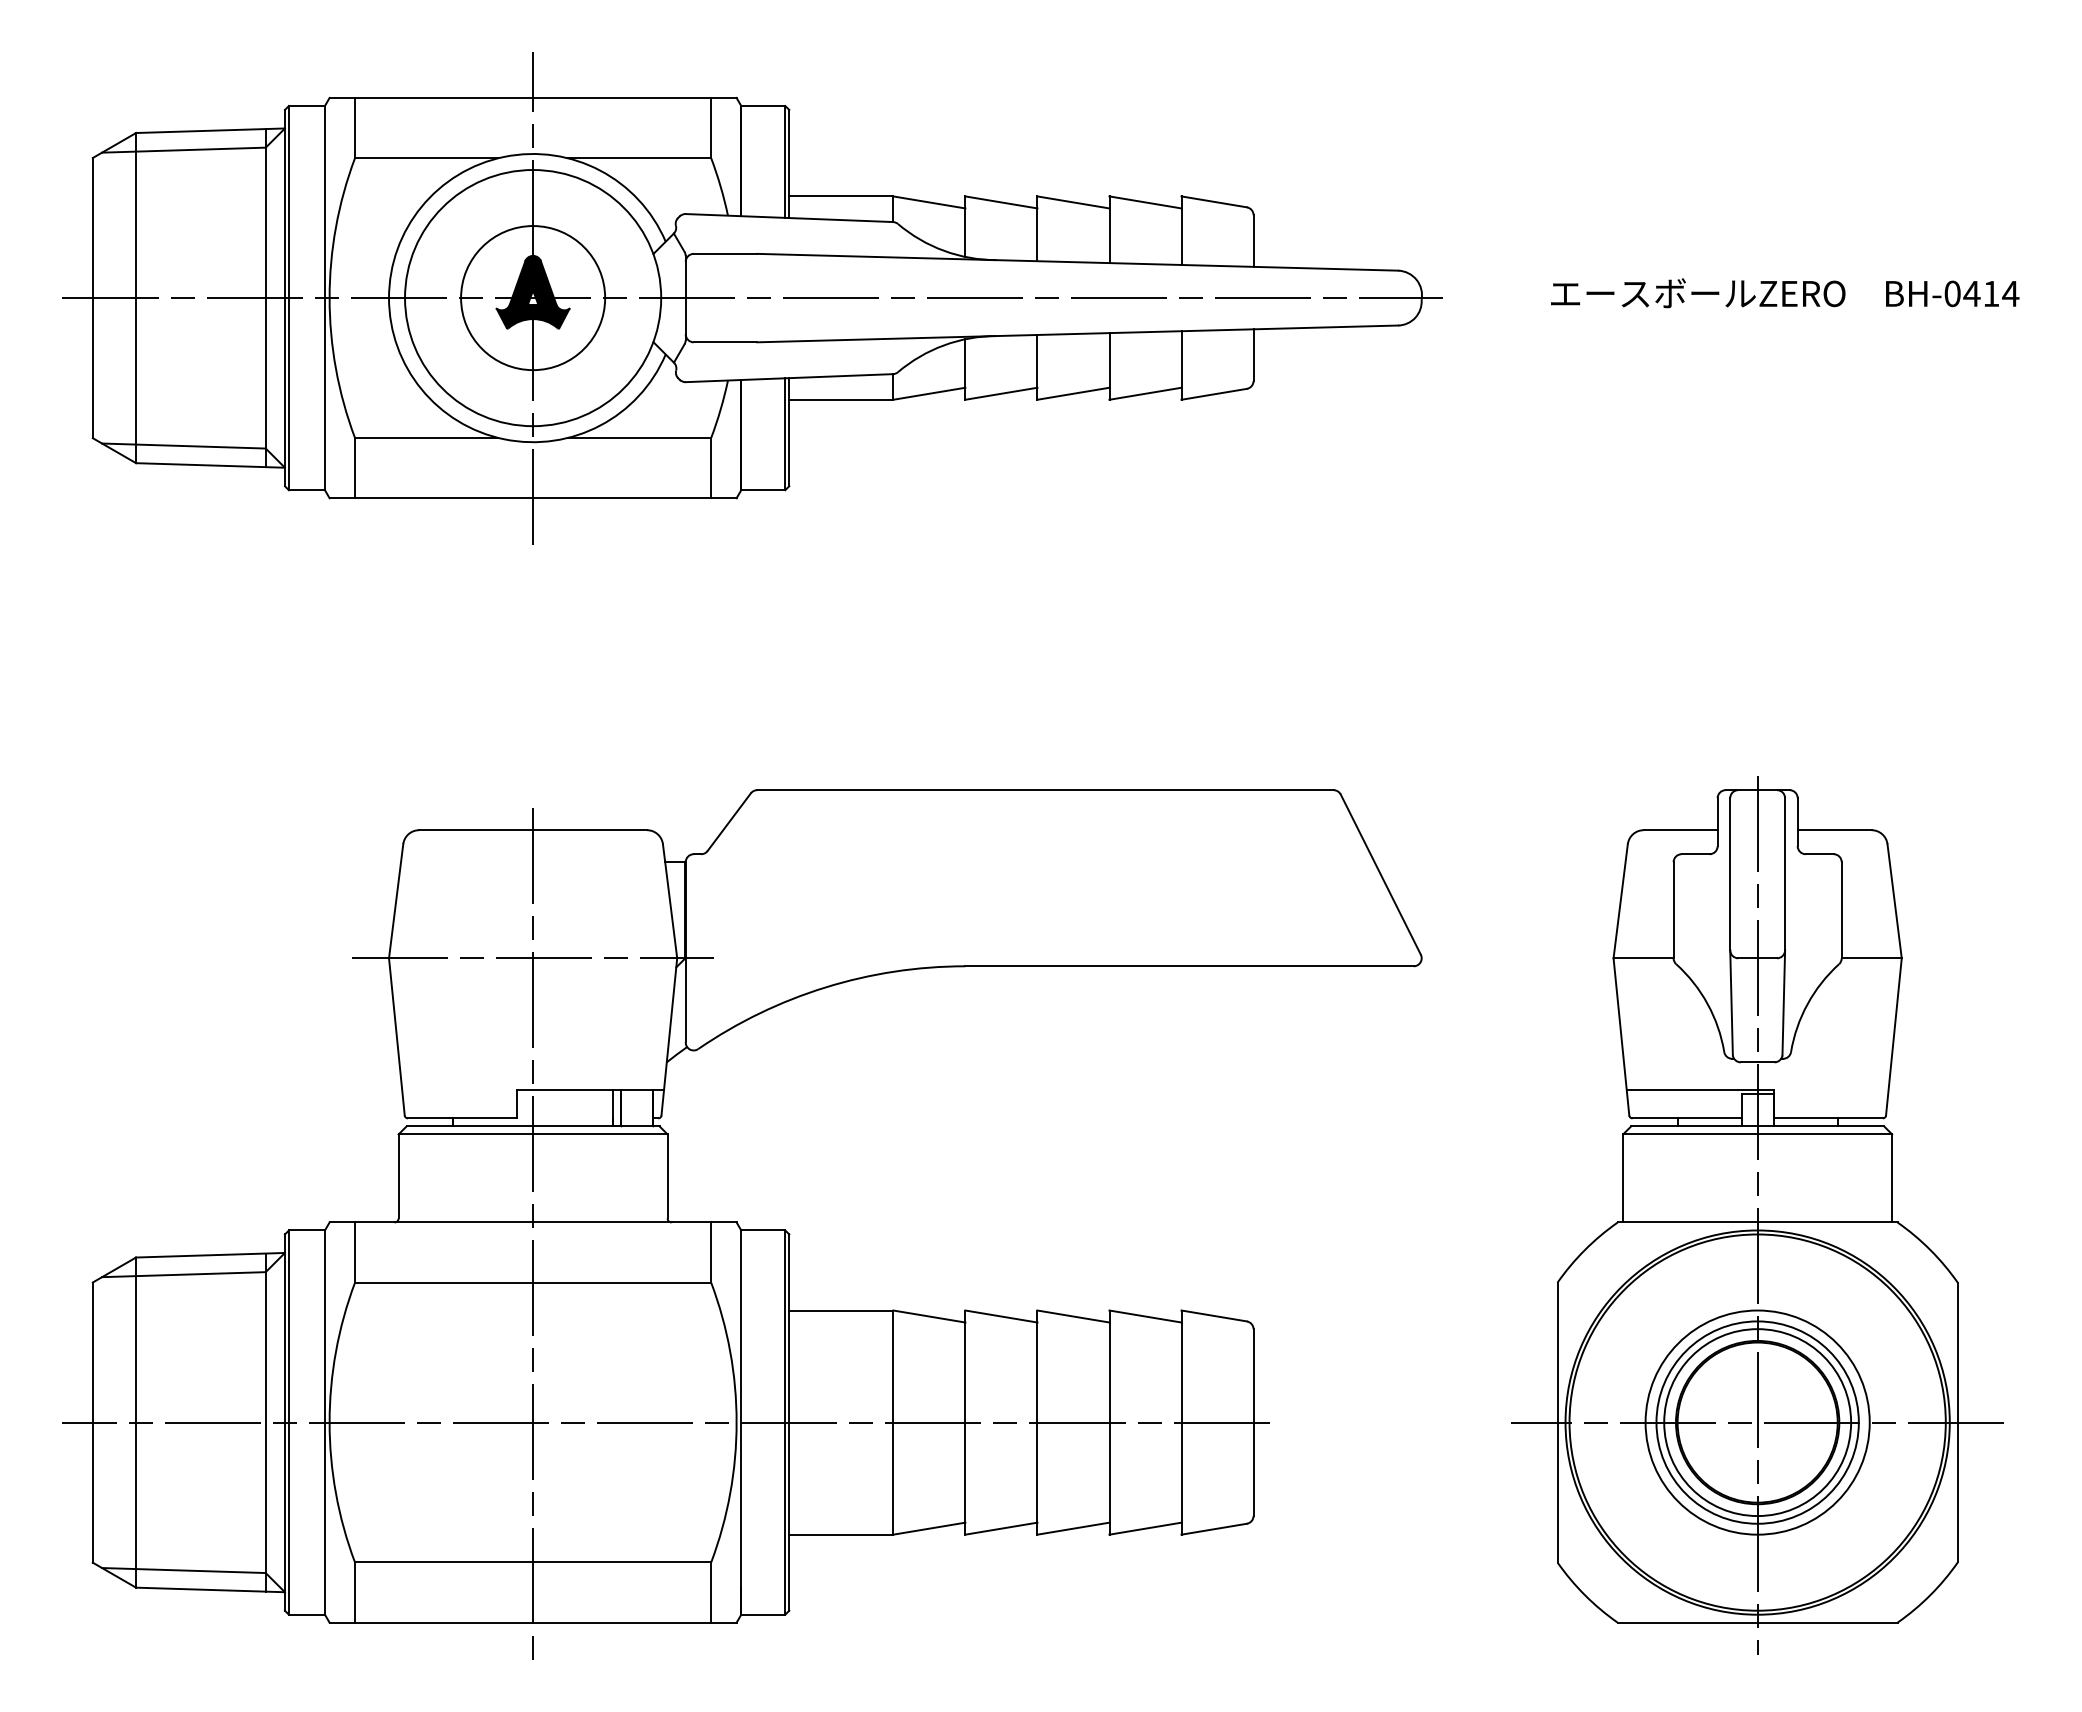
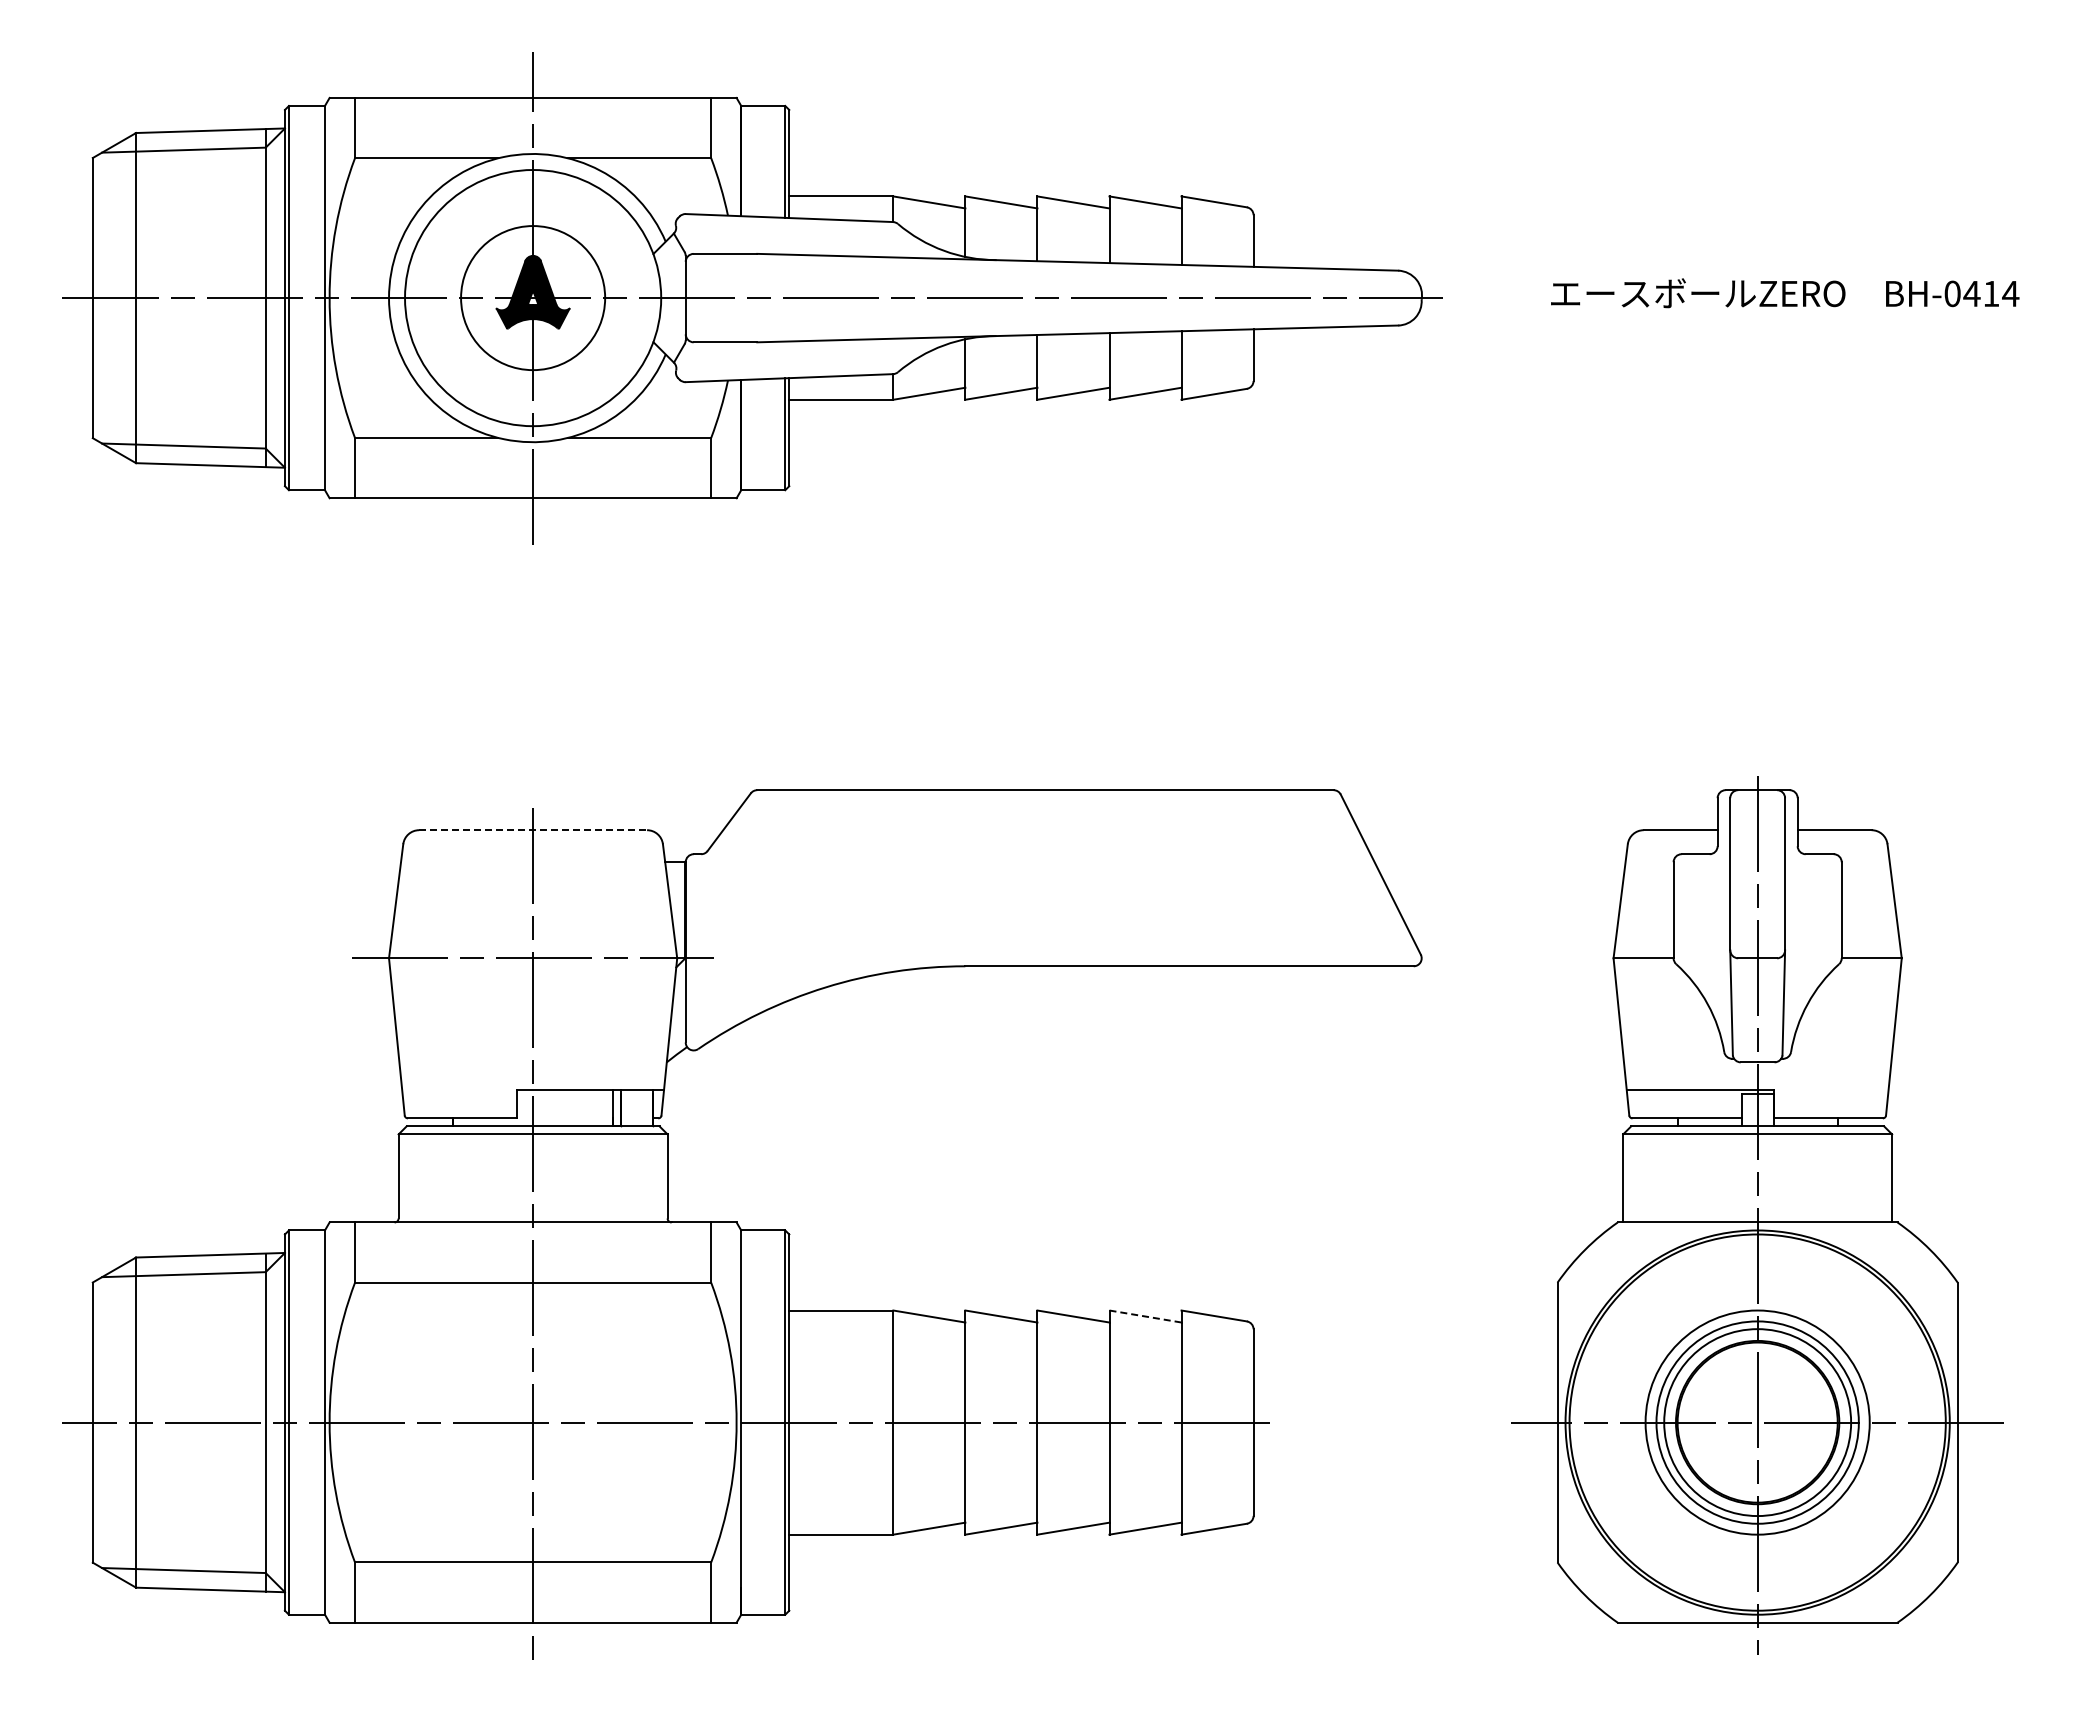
line: solid -> dashed (533, 830)
line: solid -> dashed (1145, 1316)
